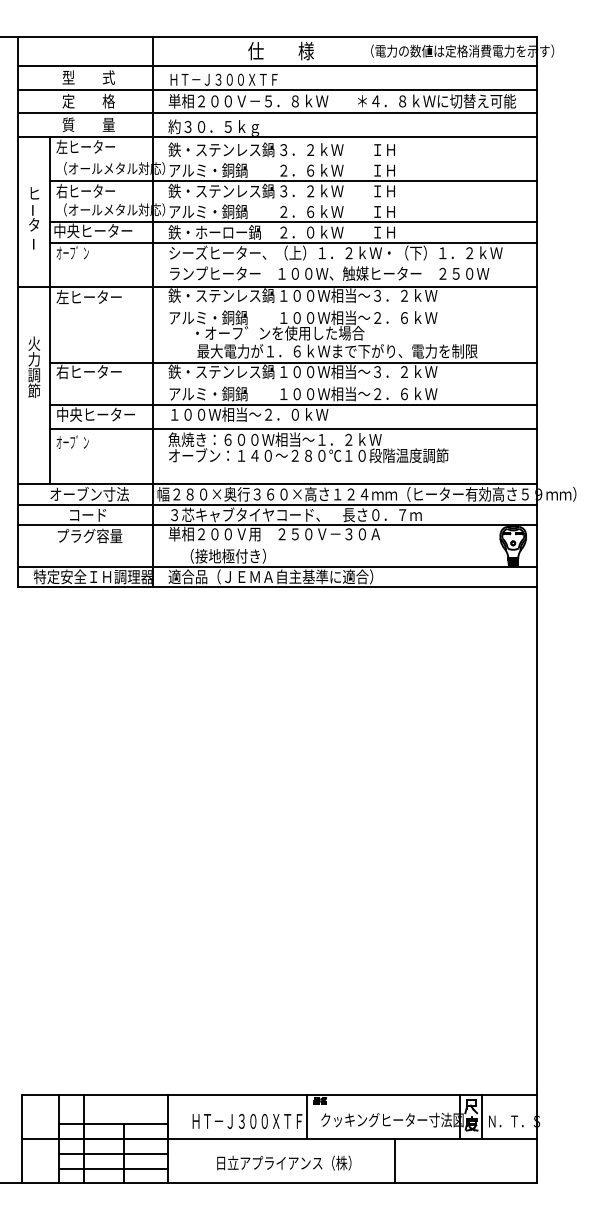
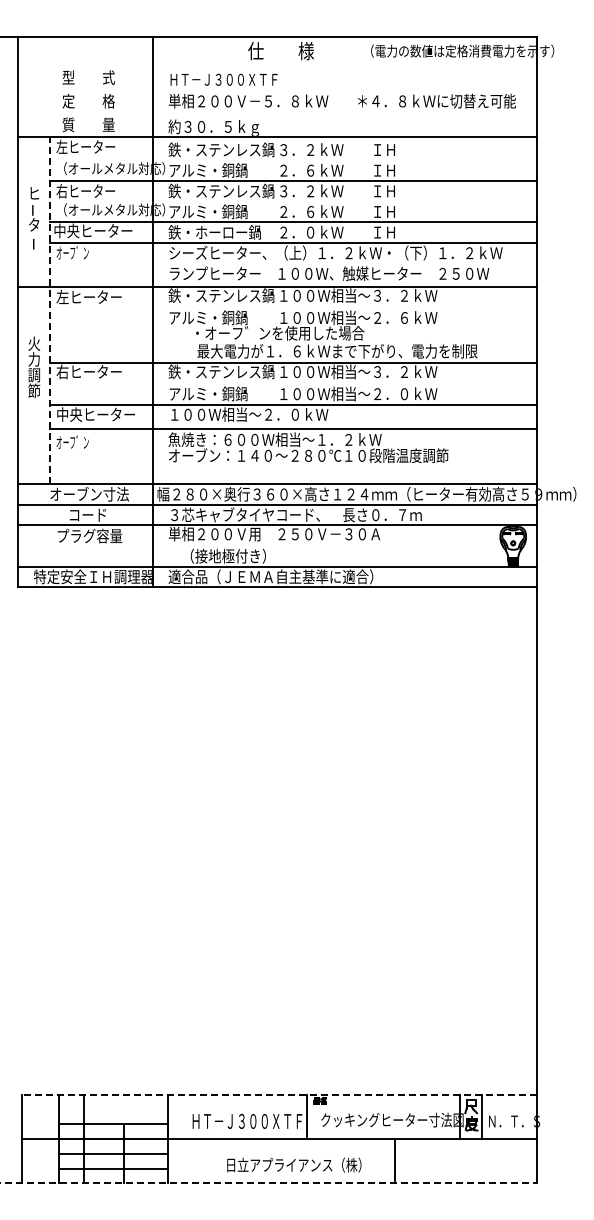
line: present -> none (276, 66)
line: present -> none (276, 89)
line: present -> none (276, 113)
line: solid -> dashed (50, 310)
text: １００Ｗ相当～２．６ｋＷ -> １００Ｗ相当～２．０ｋＷ (404, 393)
line: solid -> dashed (278, 1094)
text position: (284, 1162) -> (294, 1164) (294, 1164)
line: solid -> dashed (268, 1183)
